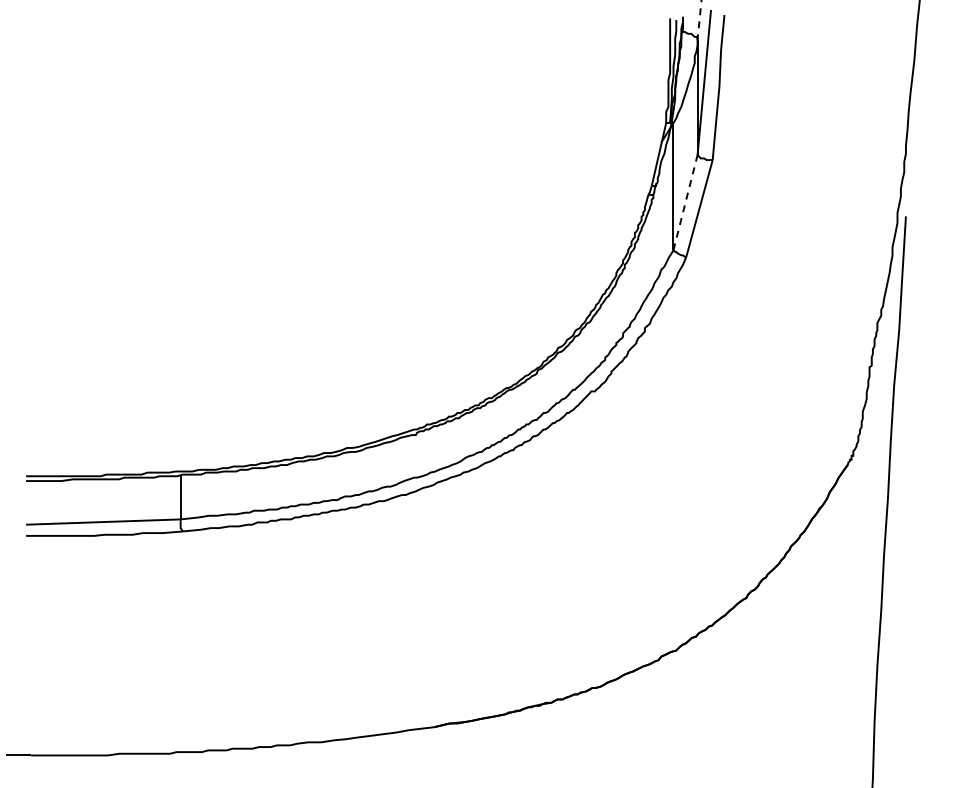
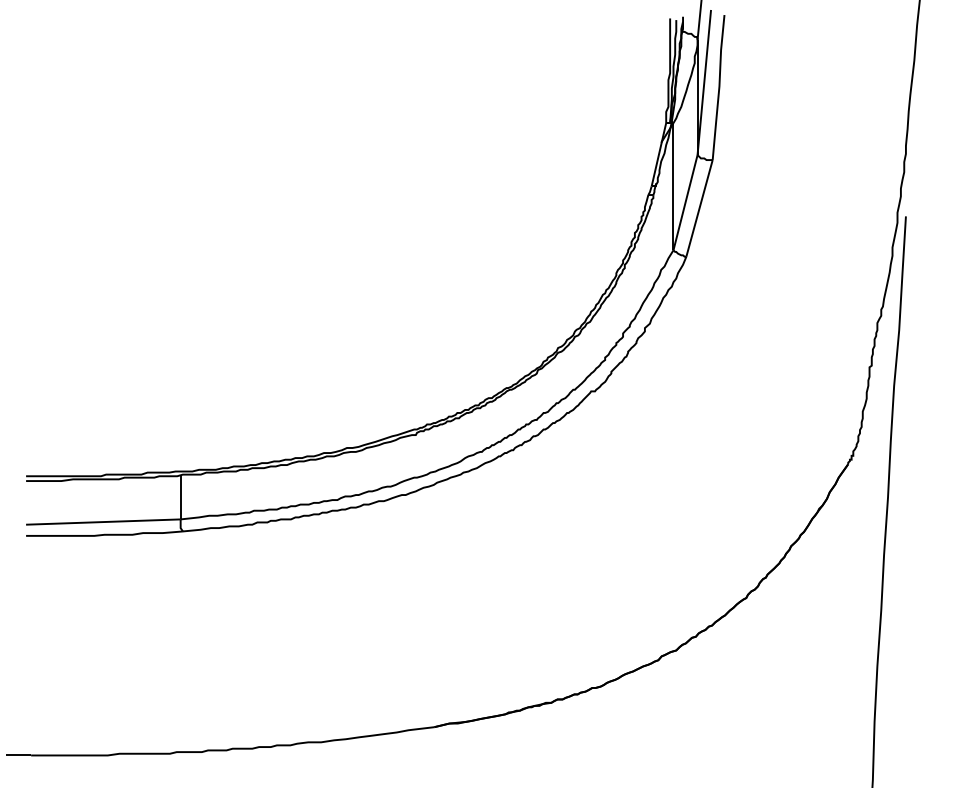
line: dashed -> solid (699, 20)
line: dashed -> solid (685, 202)
